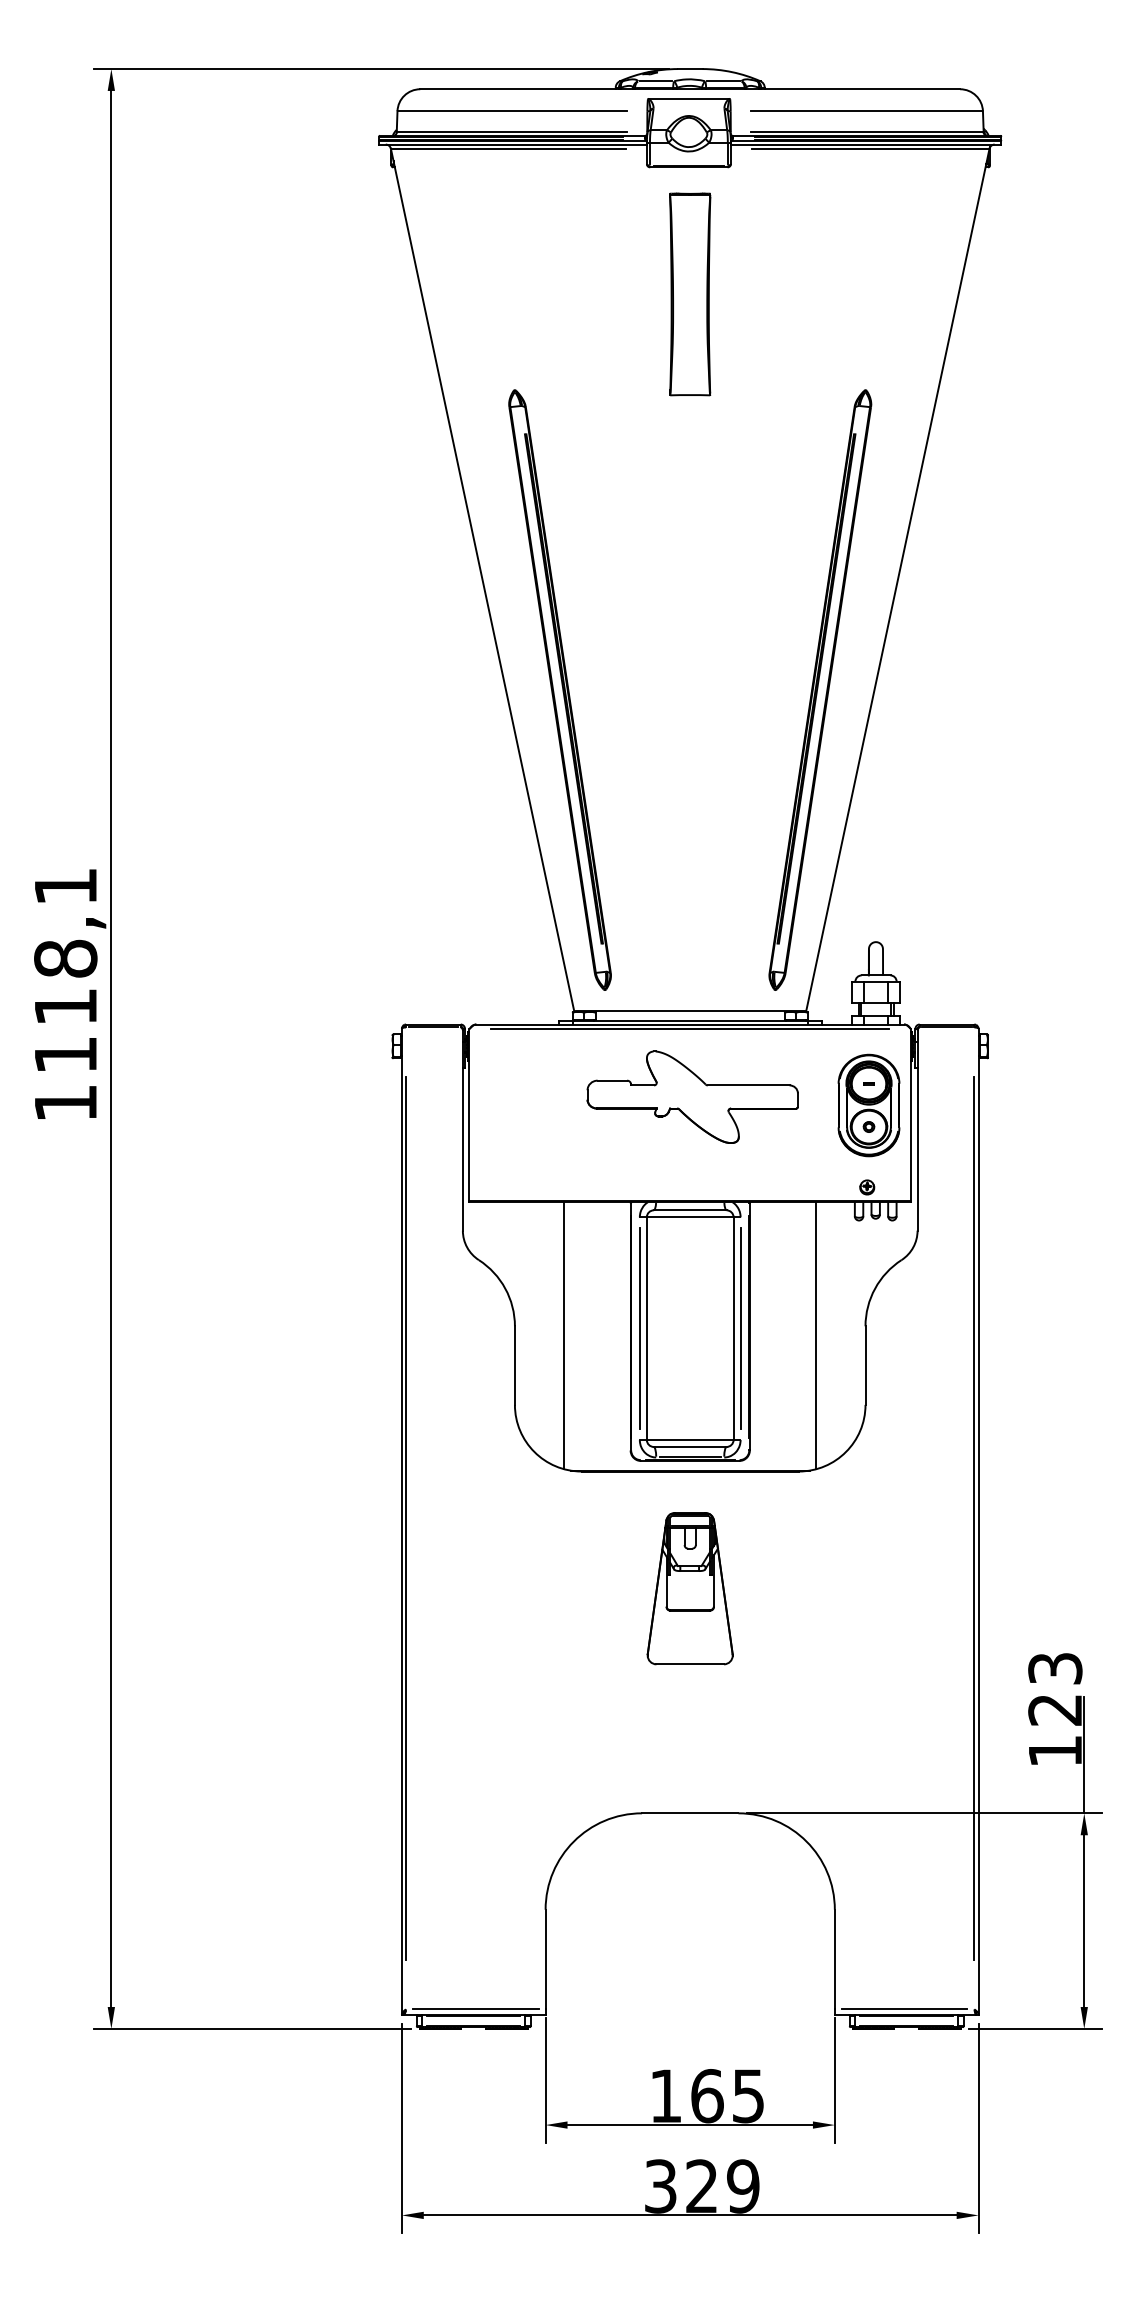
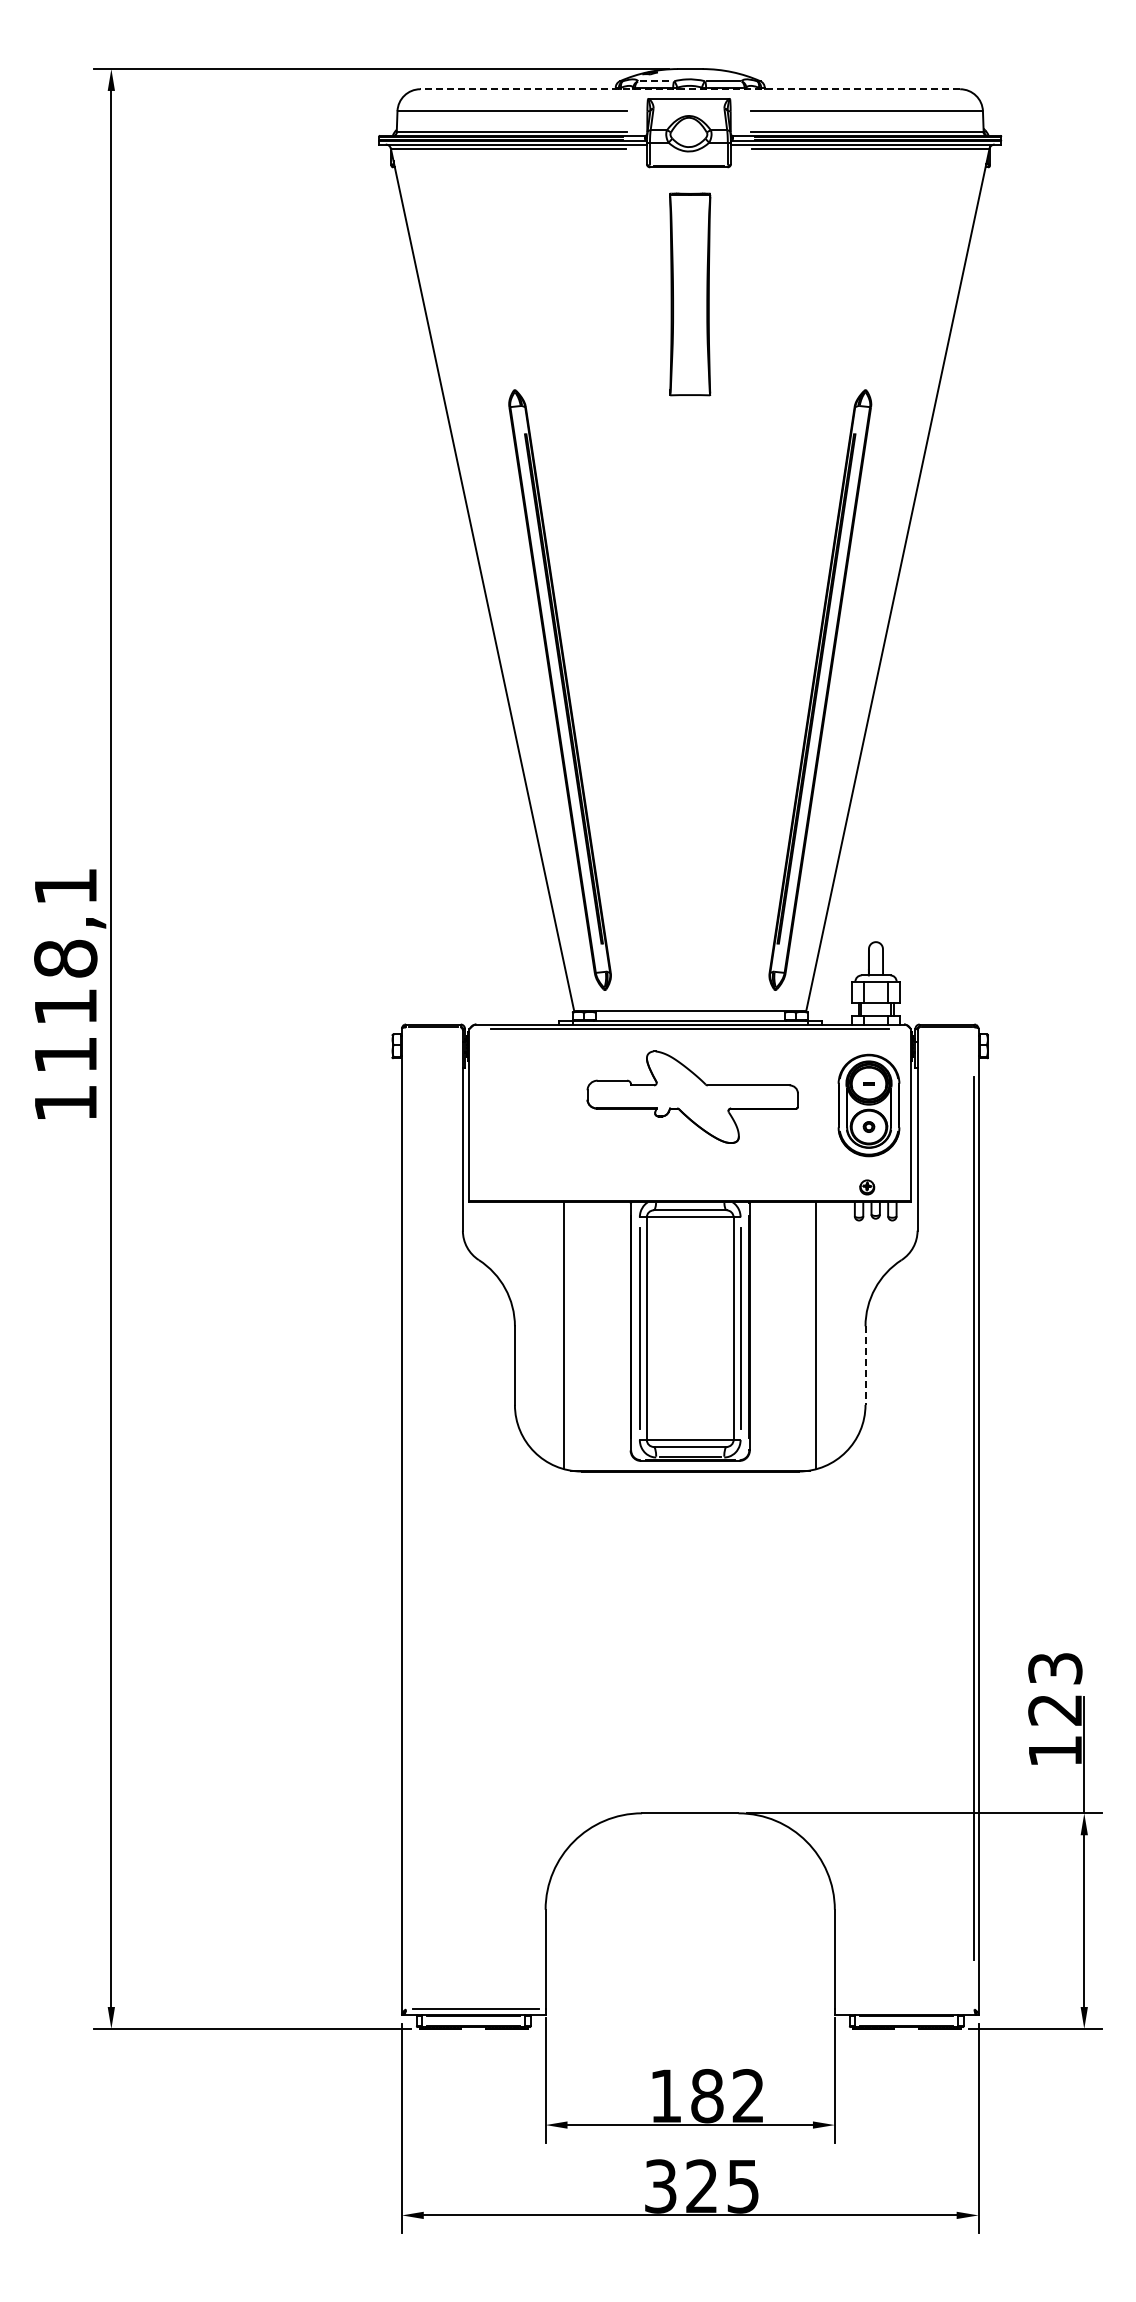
line: solid -> dashed (656, 81)
line: solid -> dashed (690, 89)
line: solid -> dashed (865, 1366)
line: present -> none (406, 1518)
part: present -> none (689, 1588)
line: present -> none (904, 2009)
text: 165 -> 182 (727, 2096)
text: 329 -> 325 (743, 2186)
